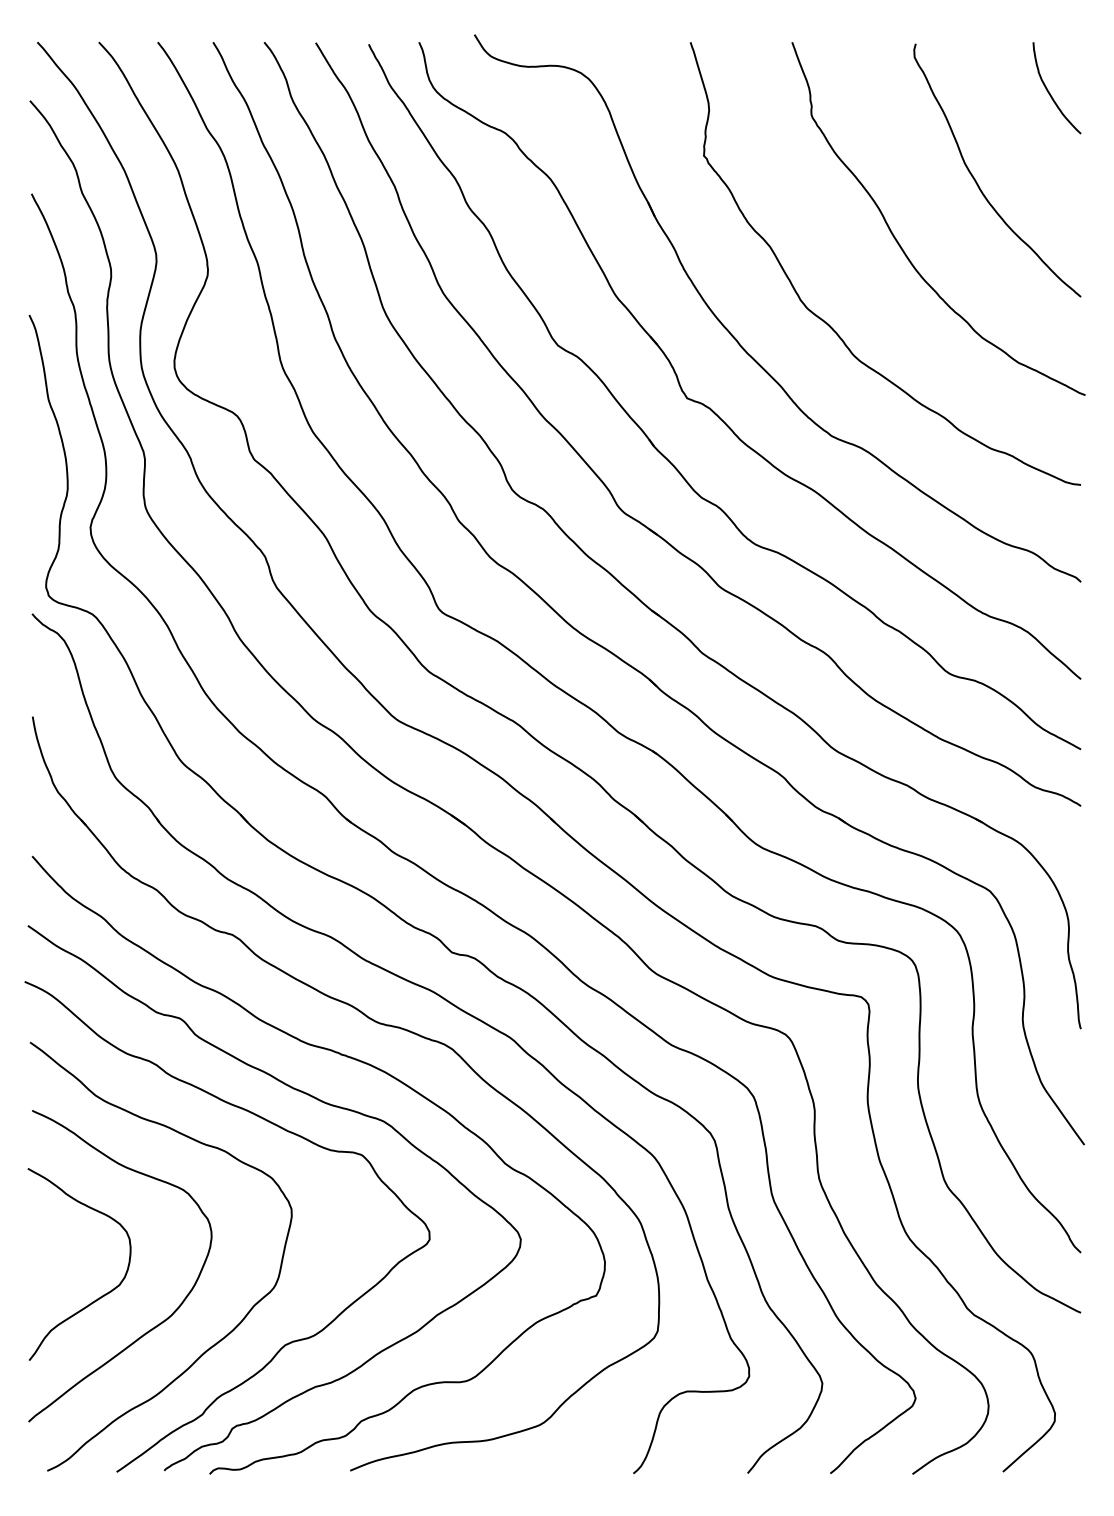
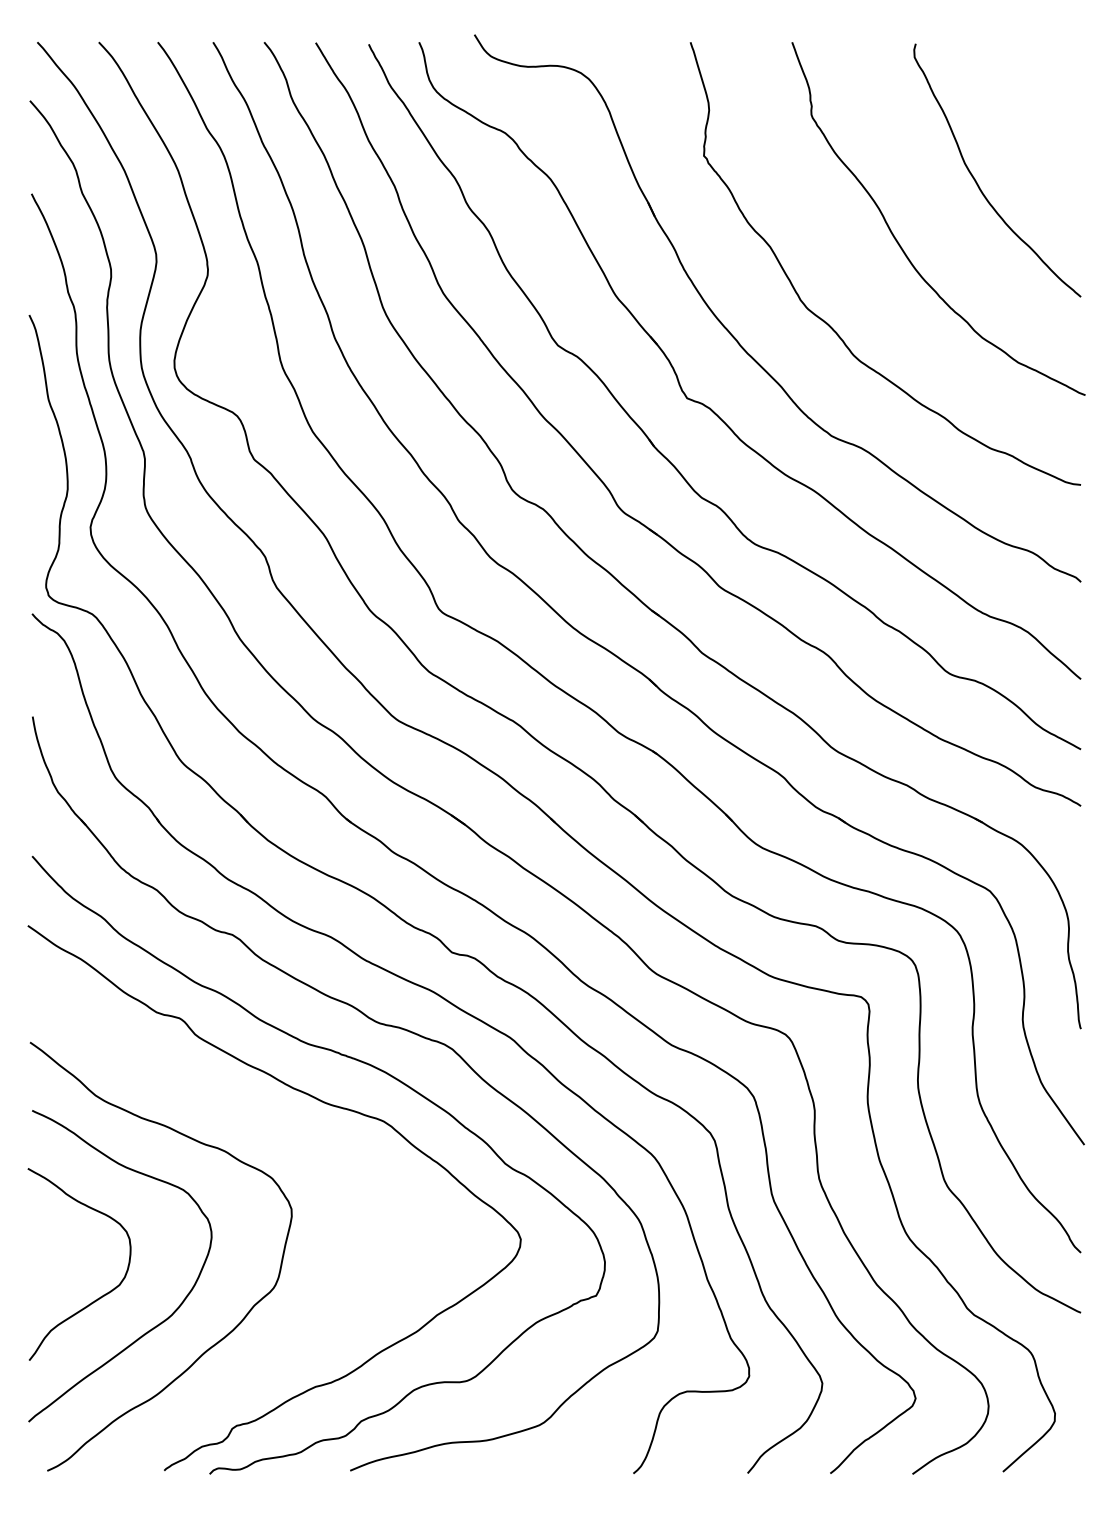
curve: present -> none (1049, 91)
curve: present -> none (276, 1126)
